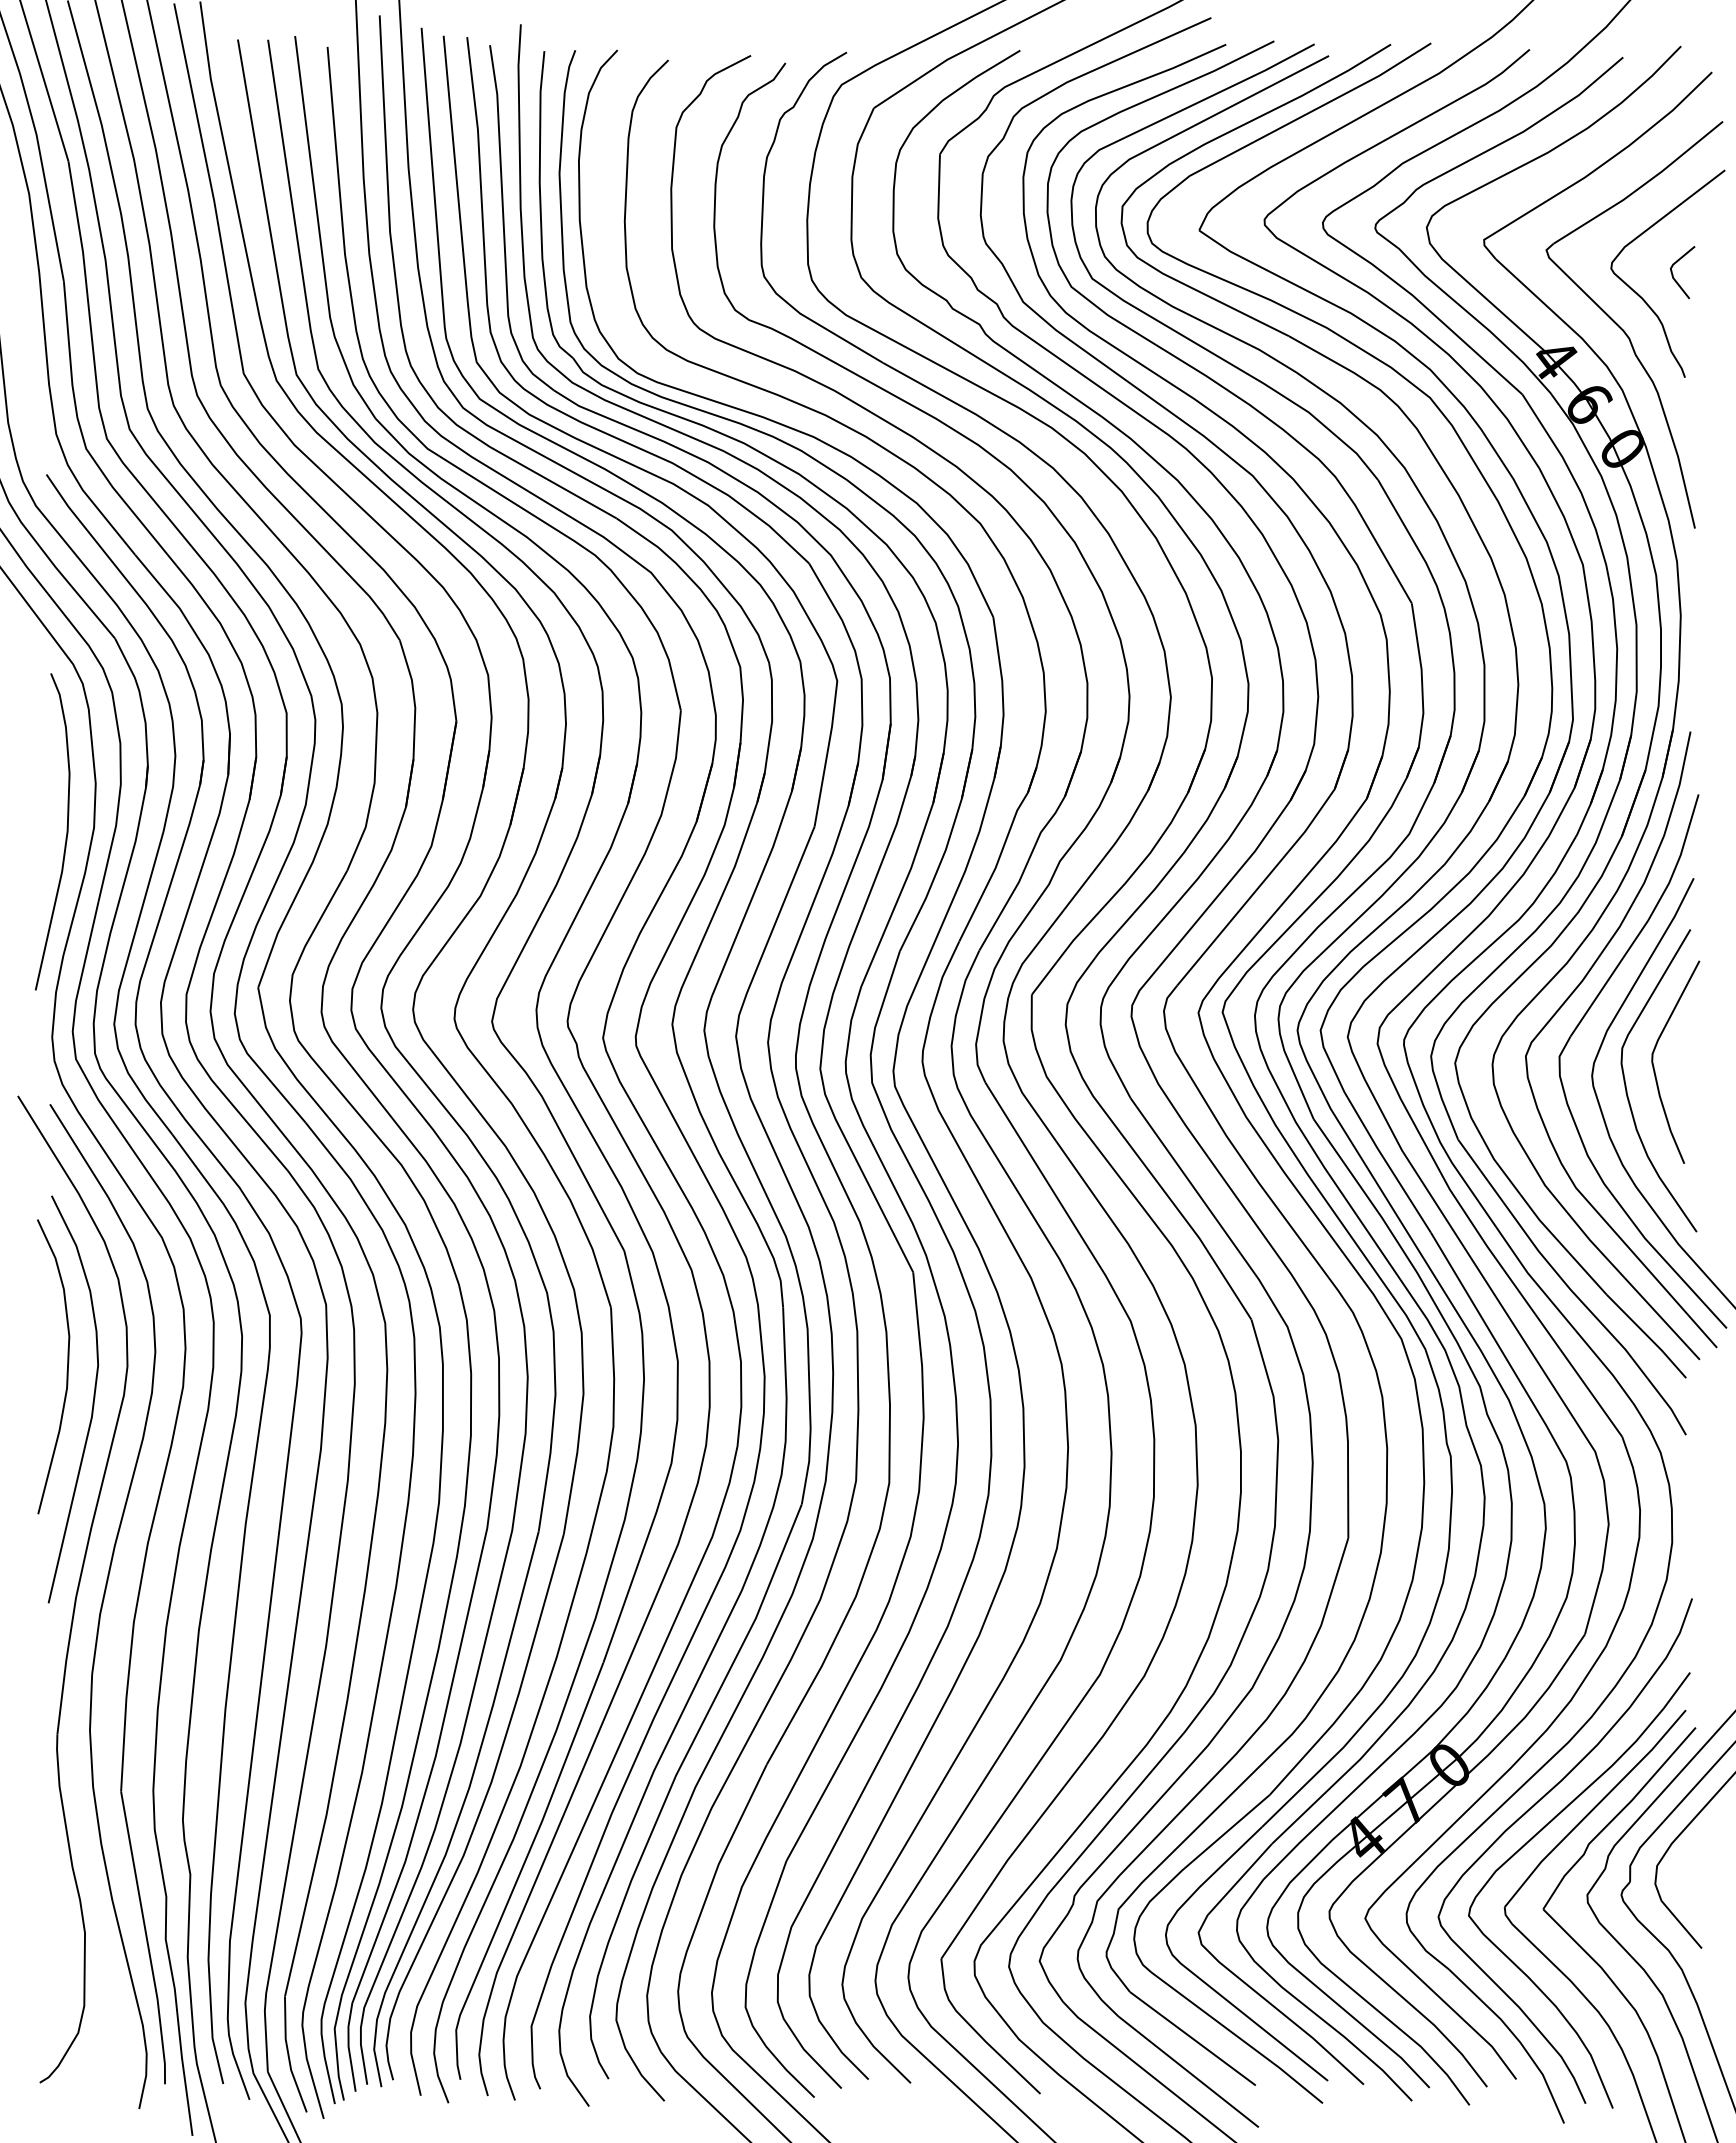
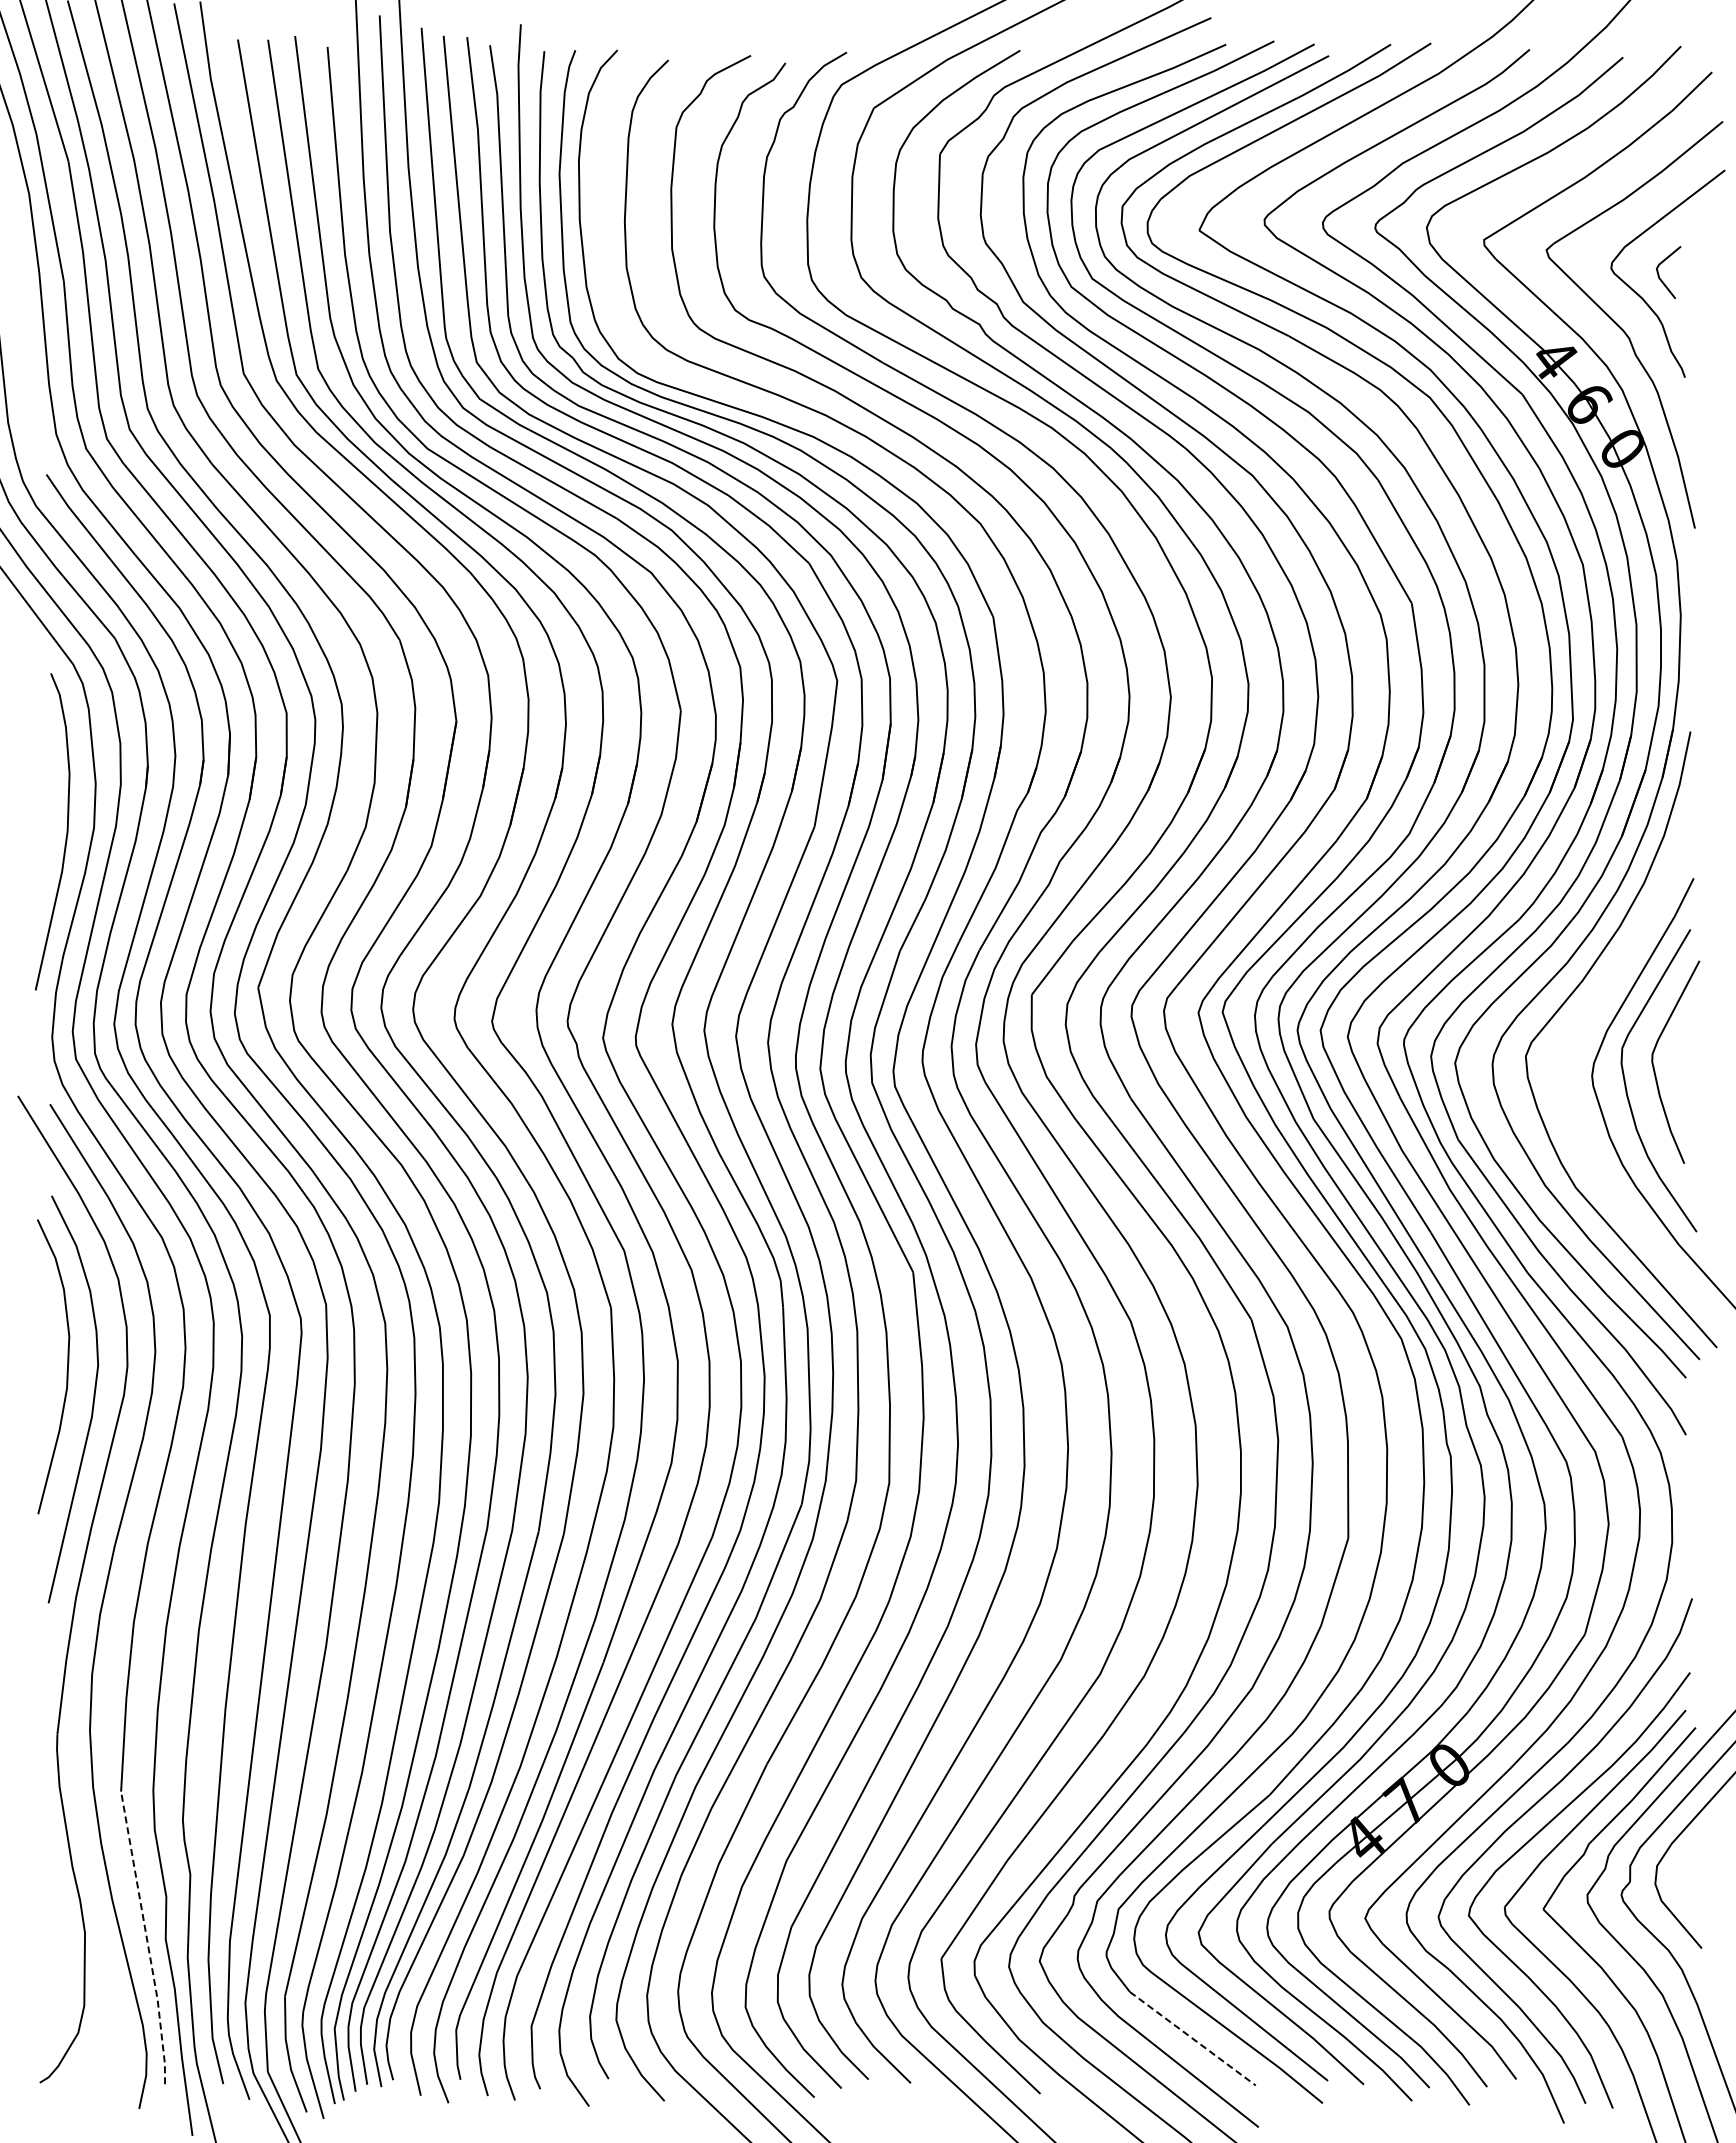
line position: (1673, 274) -> (1659, 274) (1659, 274)
part: present -> none (1581, 1022)
line: solid -> dashed (146, 1938)
line: solid -> dashed (1193, 2039)
